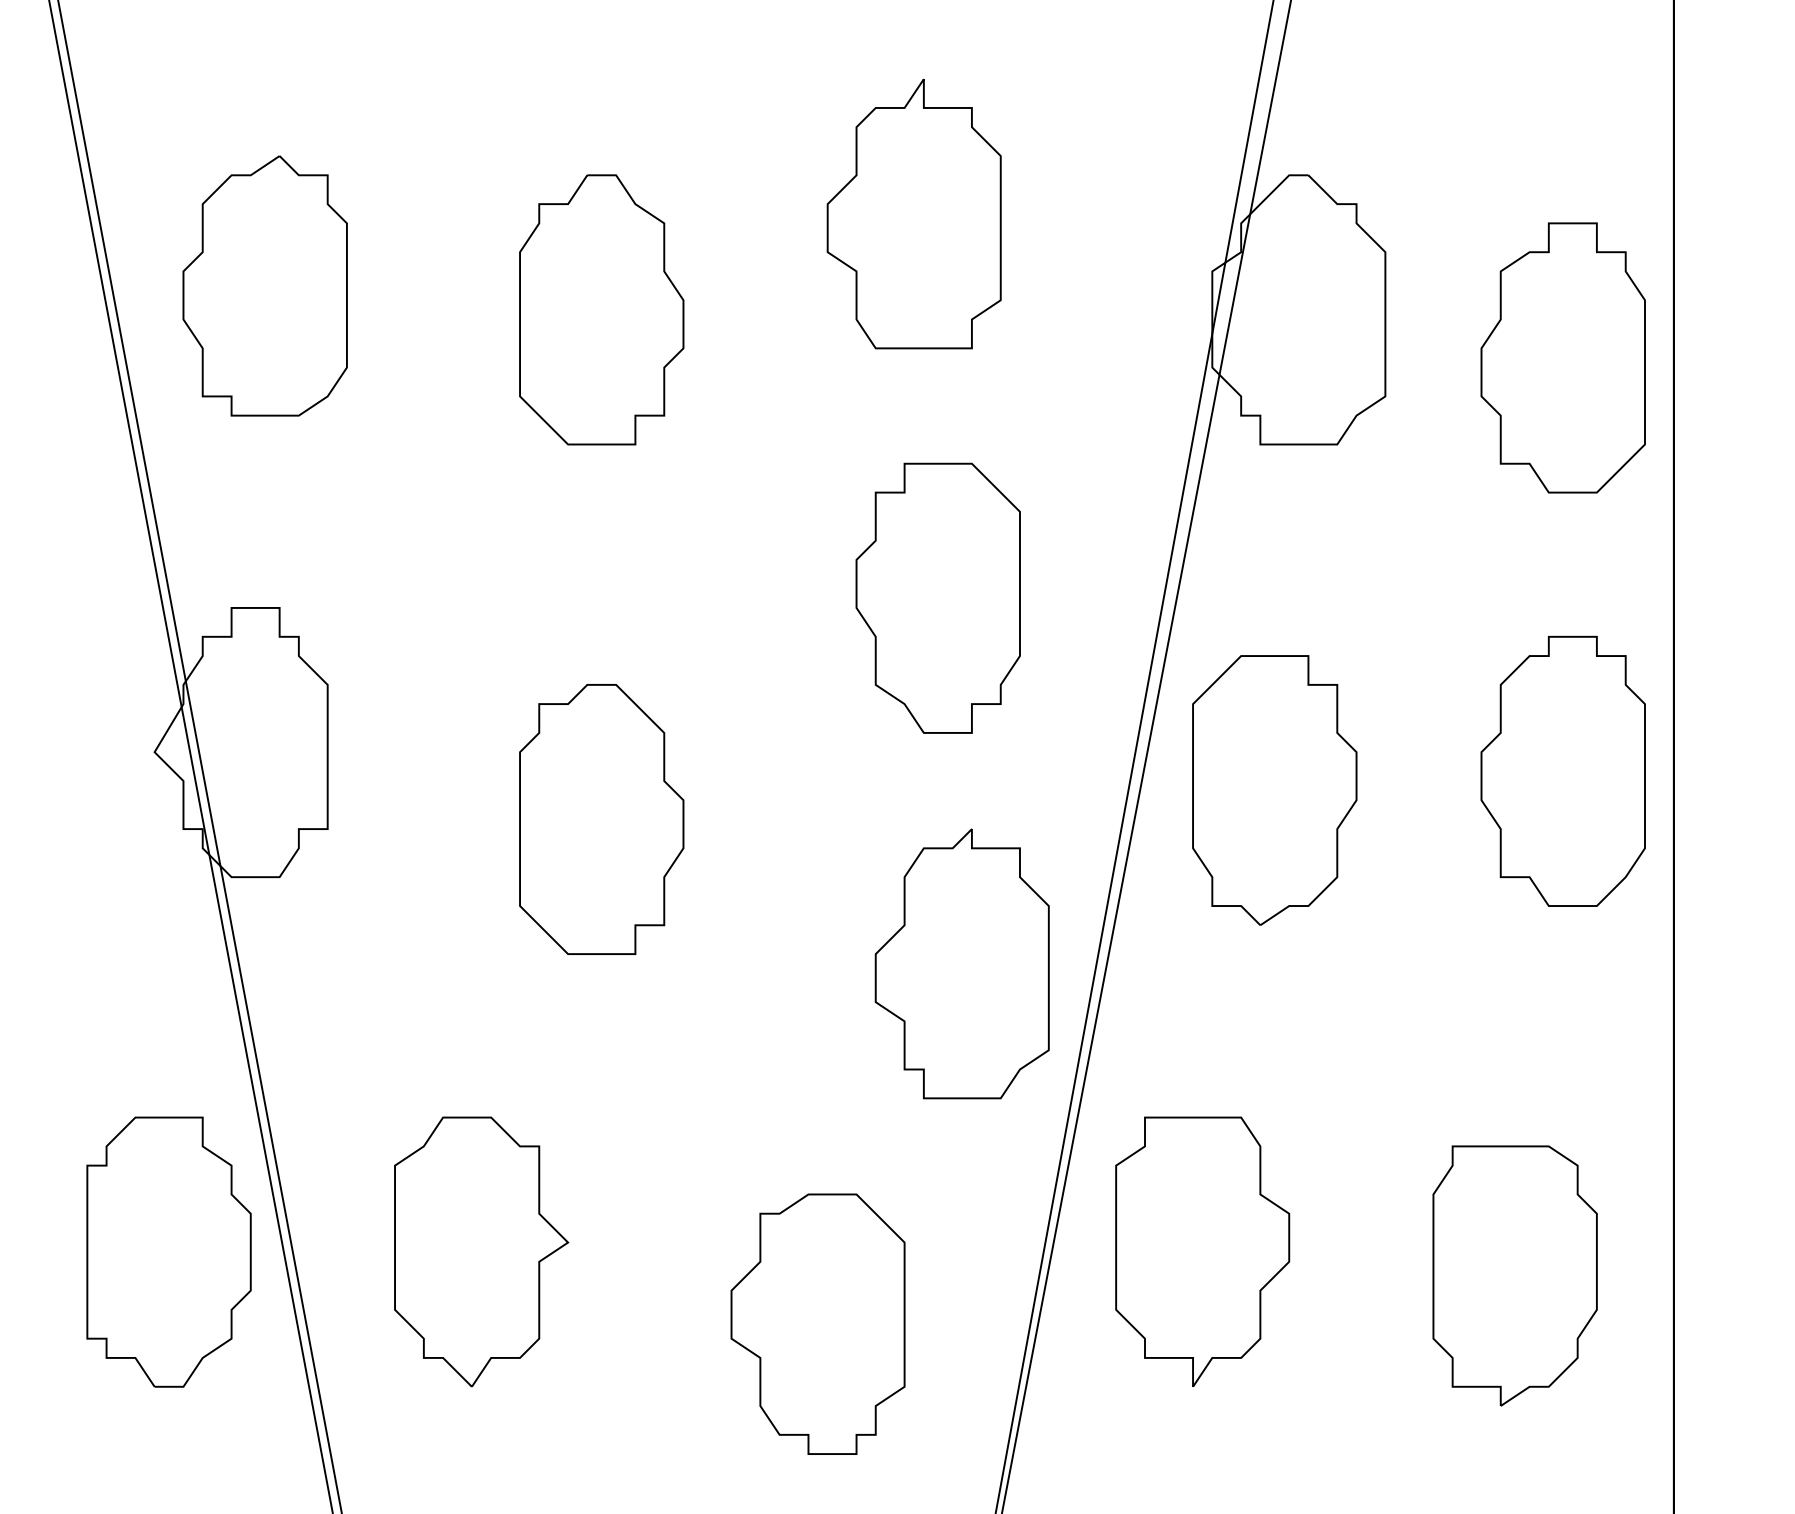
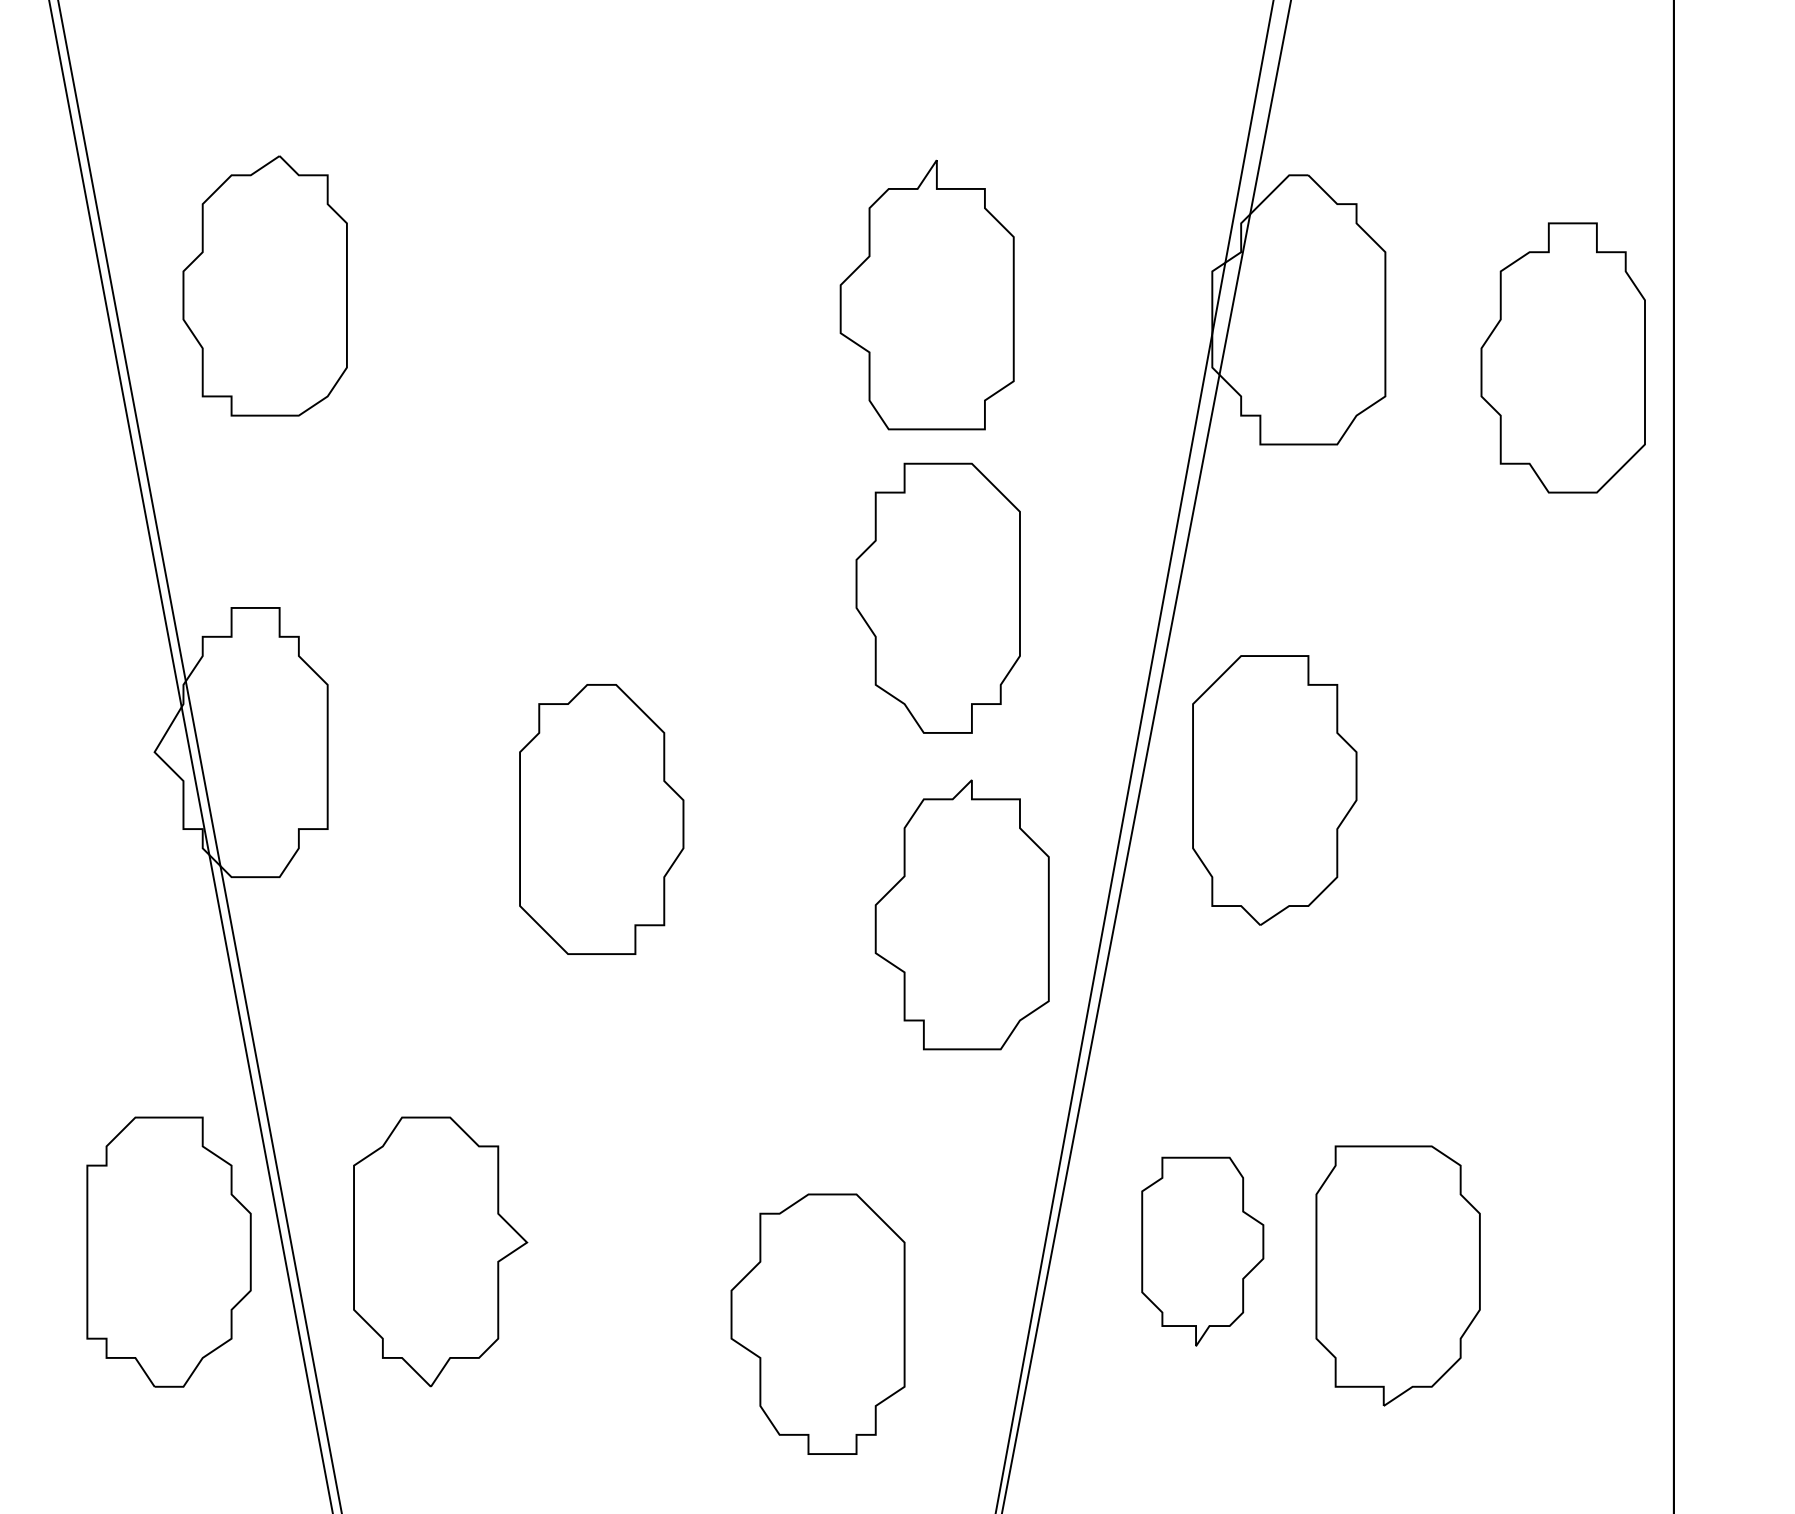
part position: (913, 213) -> (926, 294) (926, 294)
part: present -> none (601, 309)
part: present -> none (1562, 770)
part position: (961, 963) -> (961, 914) (961, 914)
part position: (481, 1251) -> (440, 1251) (440, 1251)
part size: 176x271 px -> 124x191 px (1202, 1251)
part position: (1514, 1275) -> (1397, 1275) (1397, 1275)
